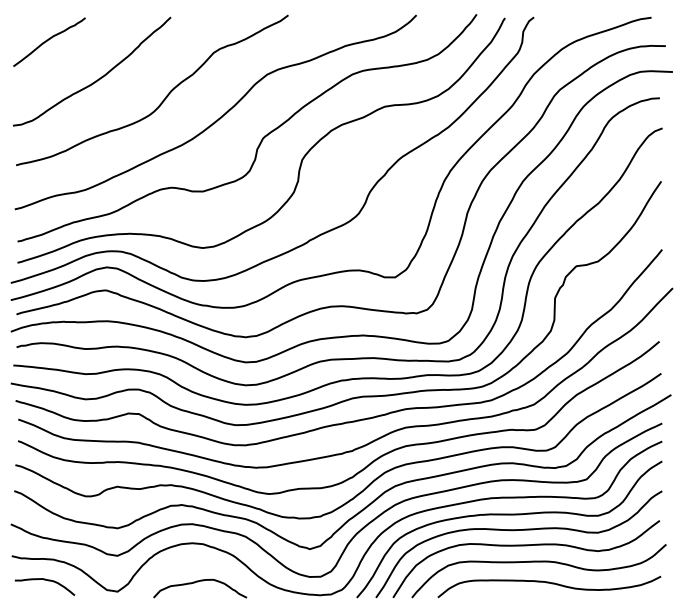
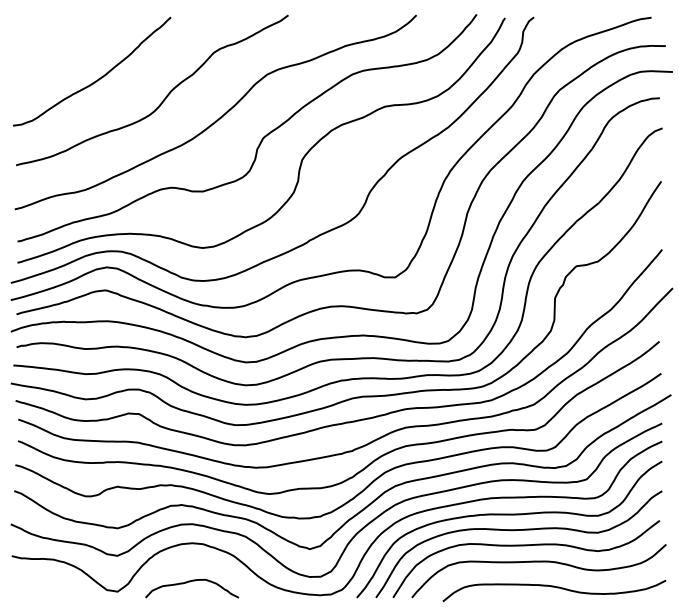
curve: present -> none (49, 40)
curve: present -> none (44, 580)
curve position: (198, 582) -> (190, 582) (190, 582)
curve position: (551, 584) -> (556, 588) (556, 588)
